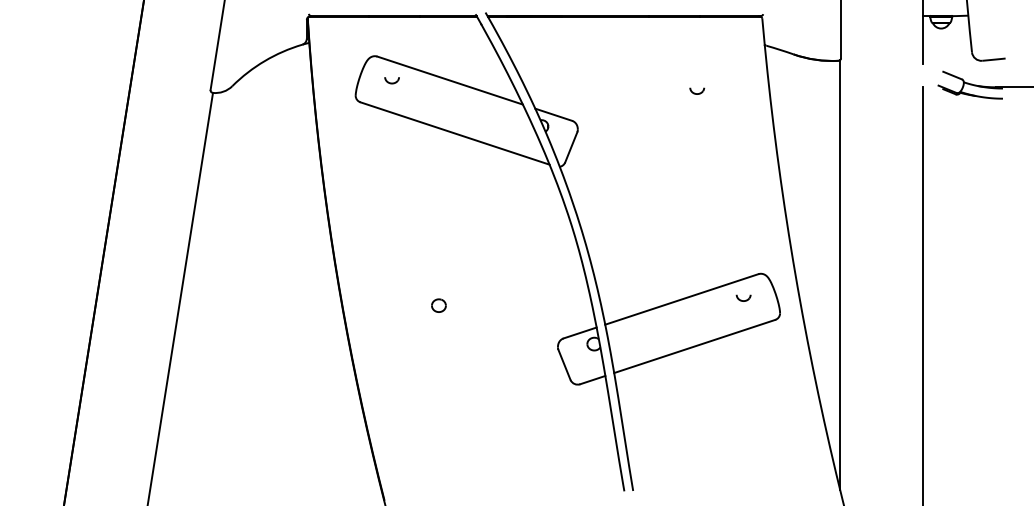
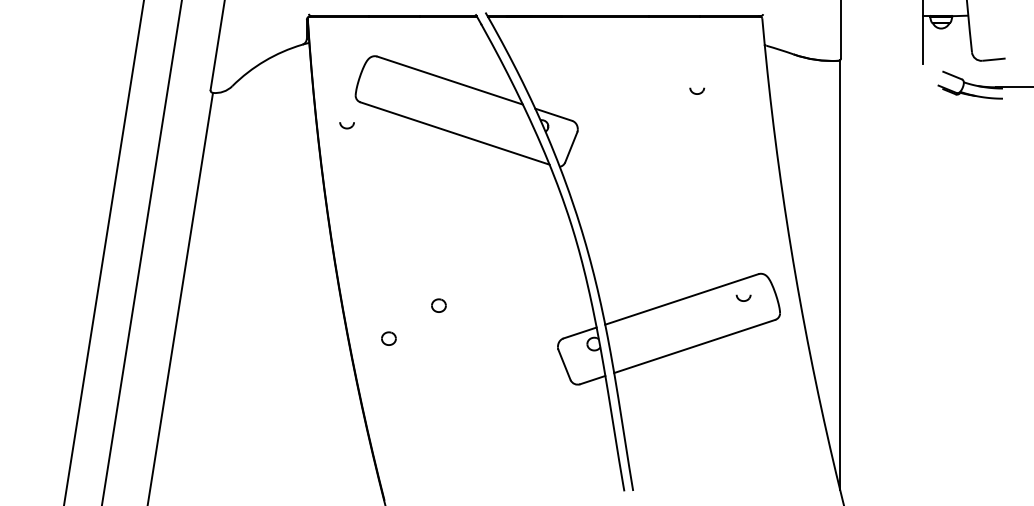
part position: (391, 80) -> (346, 125) (346, 125)
line position: (103, 252) -> (141, 252) (141, 252)
line: present -> none (922, 294)
part: none -> present (388, 338)
